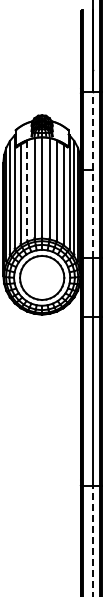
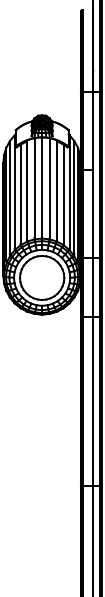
line: dashed -> solid (92, 174)
line: dashed -> solid (27, 190)
line: dashed -> solid (92, 541)
